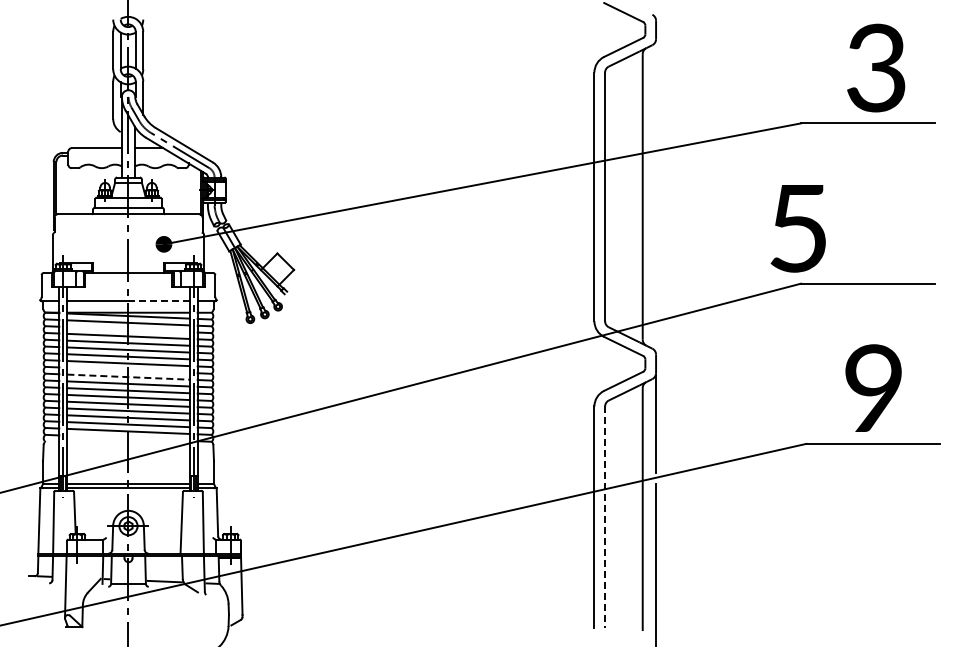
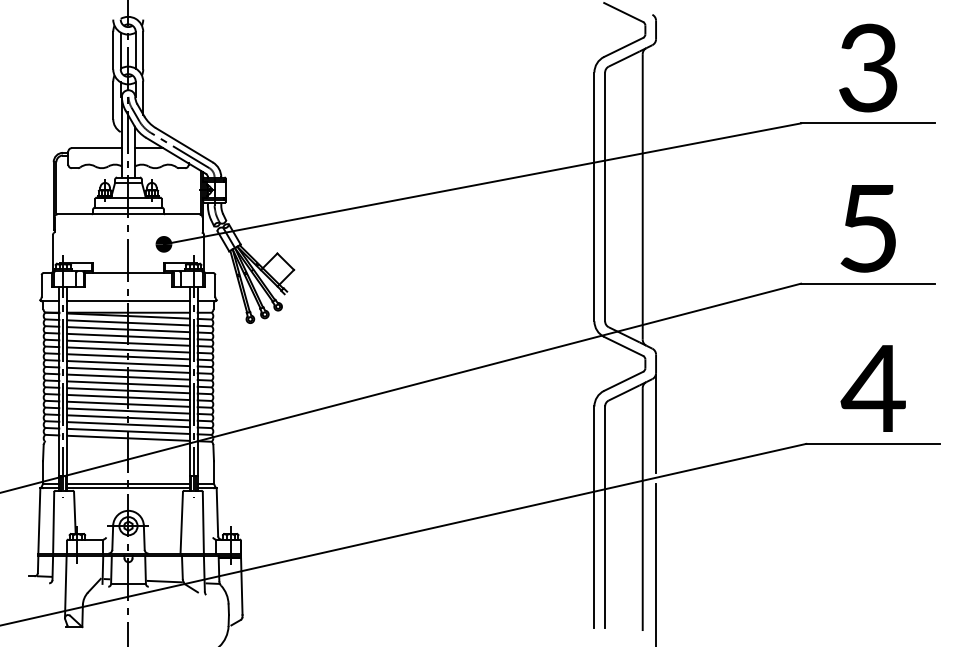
text position: (876, 67) -> (868, 67) (868, 67)
text position: (797, 228) -> (867, 228) (867, 228)
line: dashed -> solid (159, 301)
line: none -> present (128, 329)
line: none -> present (128, 369)
line: dashed -> solid (129, 377)
text: 9 -> 4 (872, 387)
line: none -> present (128, 437)
line: dashed -> solid (605, 517)
